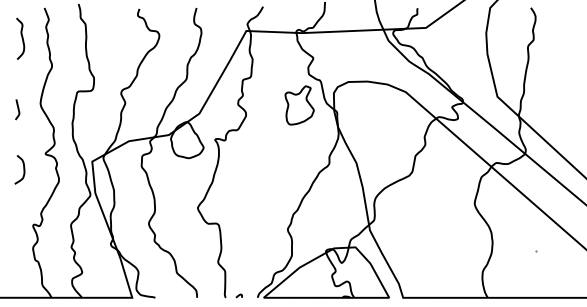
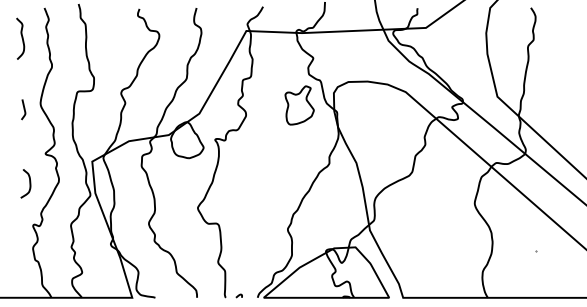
curve position: (17, 109) -> (23, 109) (23, 109)
curve position: (23, 169) -> (29, 183) (29, 183)
